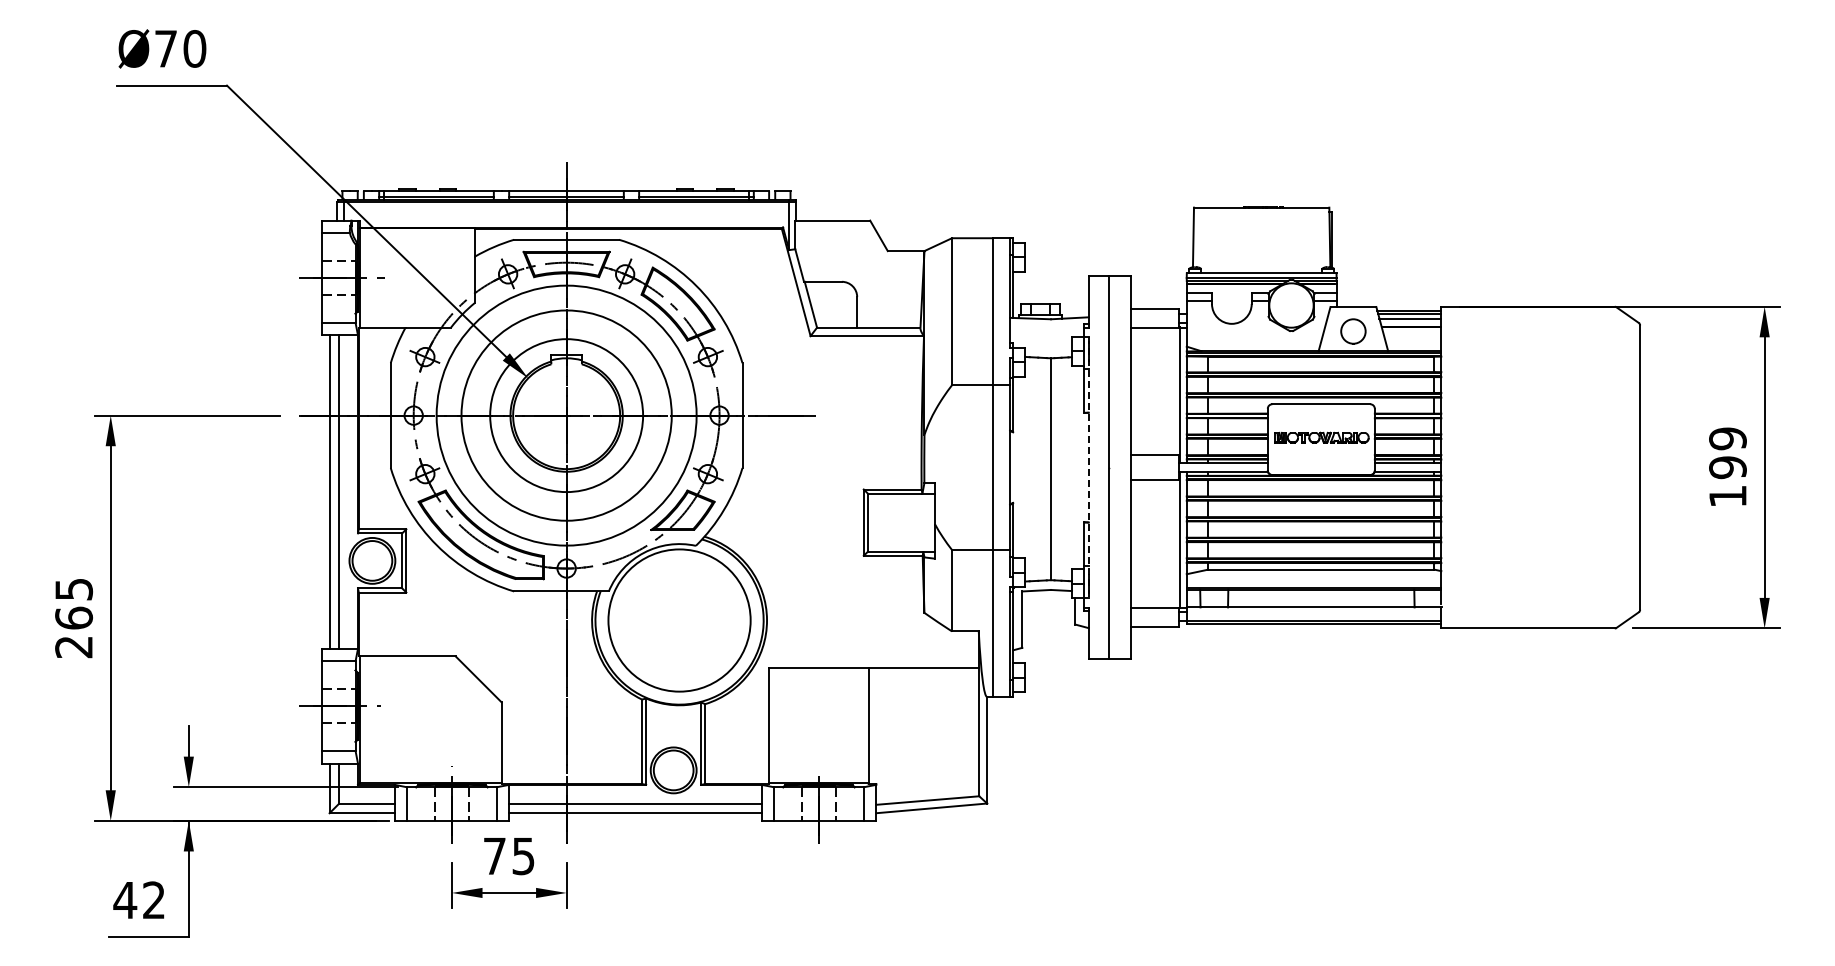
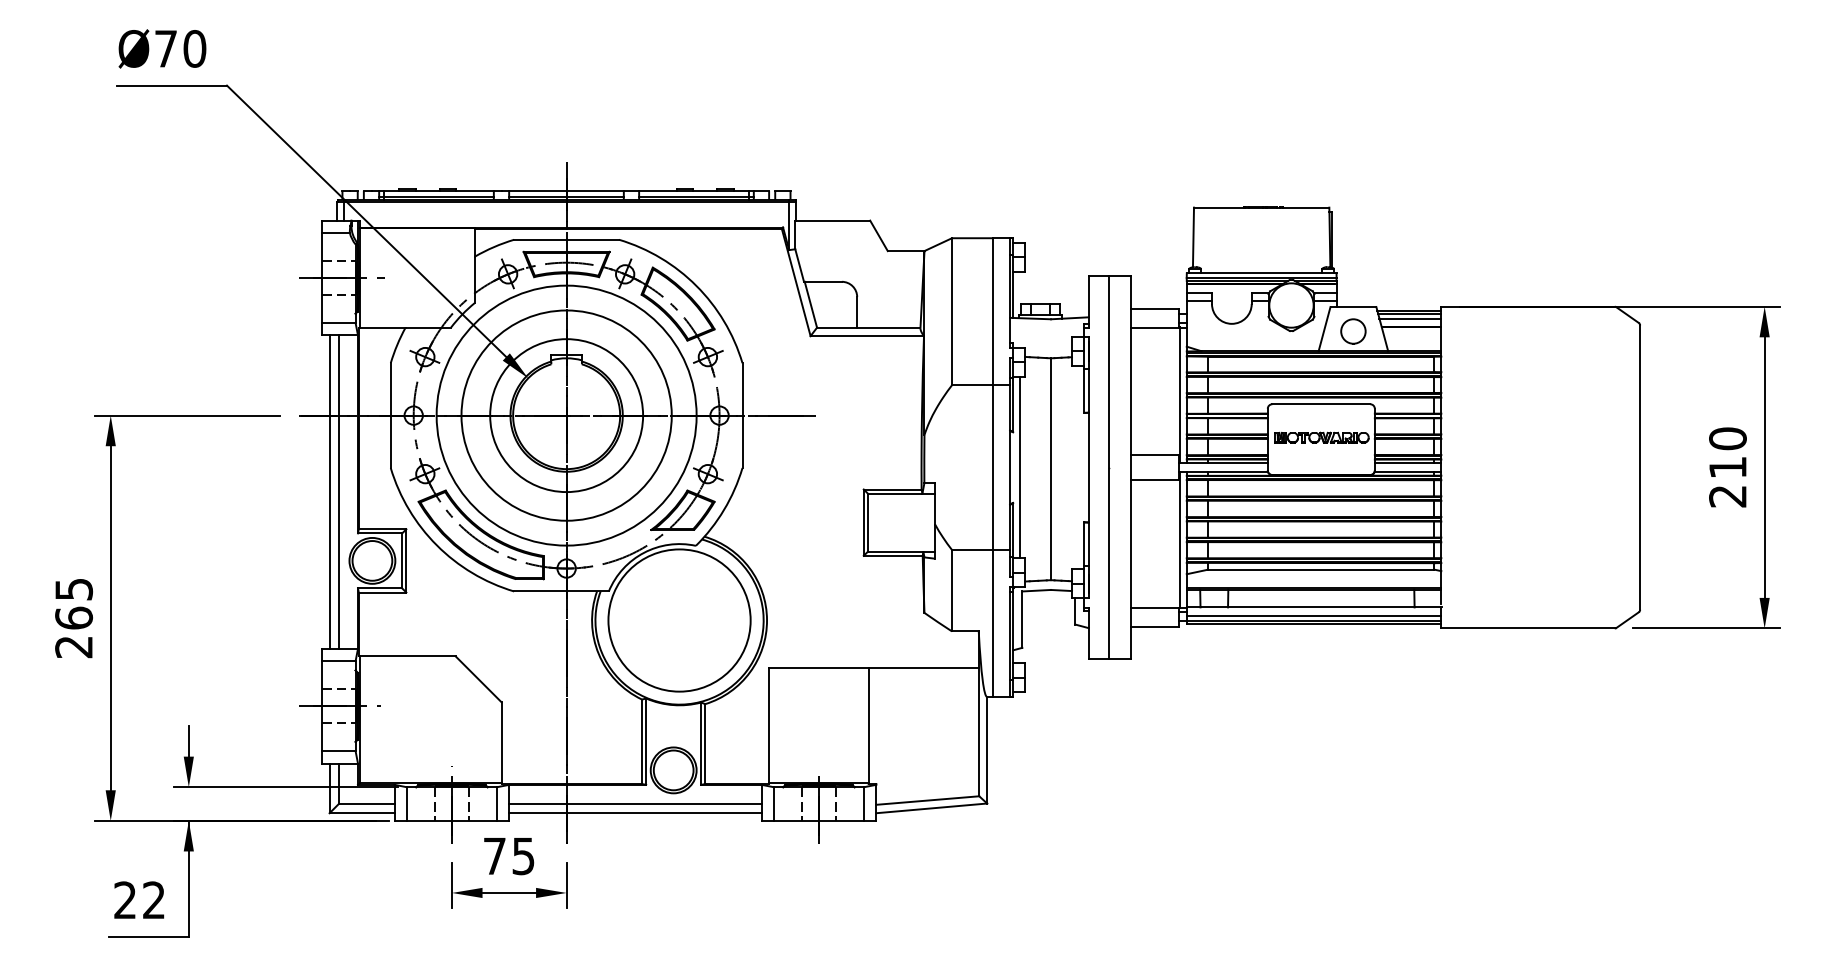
line: none -> present (1019, 467)
text: 199 -> 210 (1727, 467)
line: dashed -> solid (1088, 468)
line: none -> present (1313, 615)
text: 42 -> 22 (125, 899)
